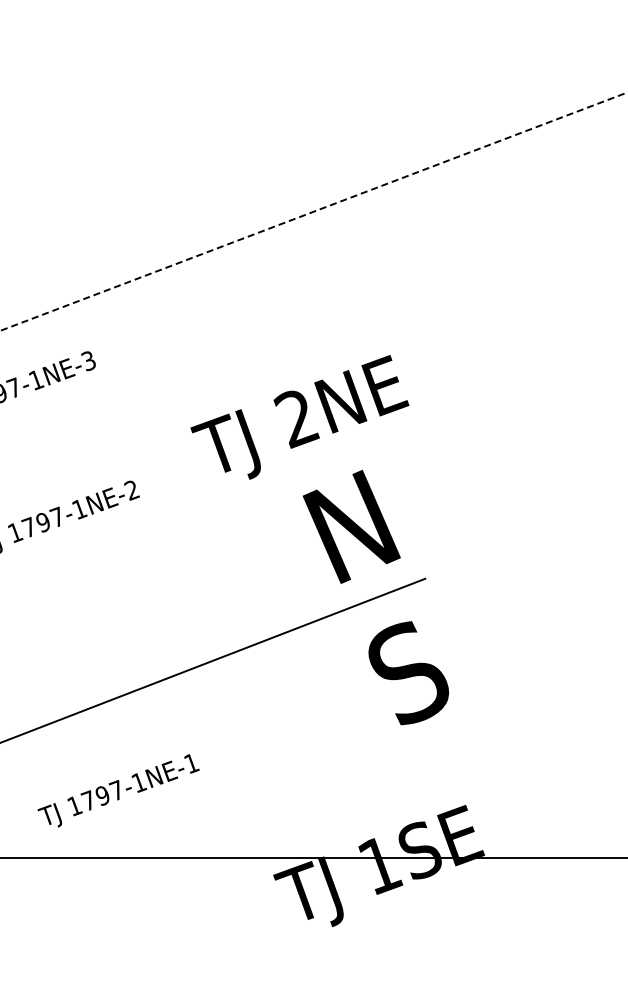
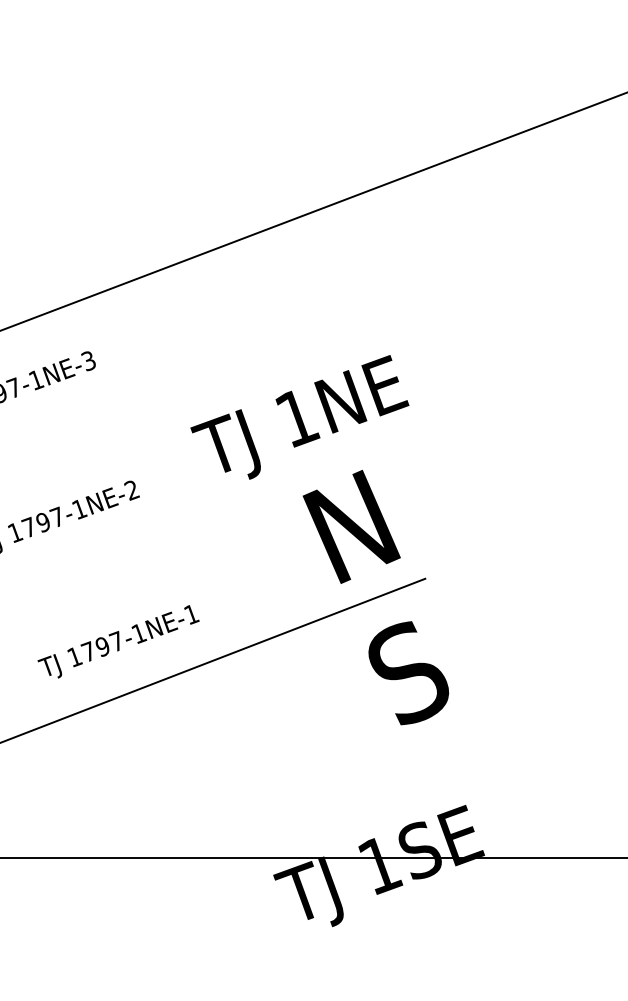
line: dashed -> solid (314, 211)
text: 2NE -> 1NE (296, 419)
text position: (118, 790) -> (118, 641) (118, 641)
